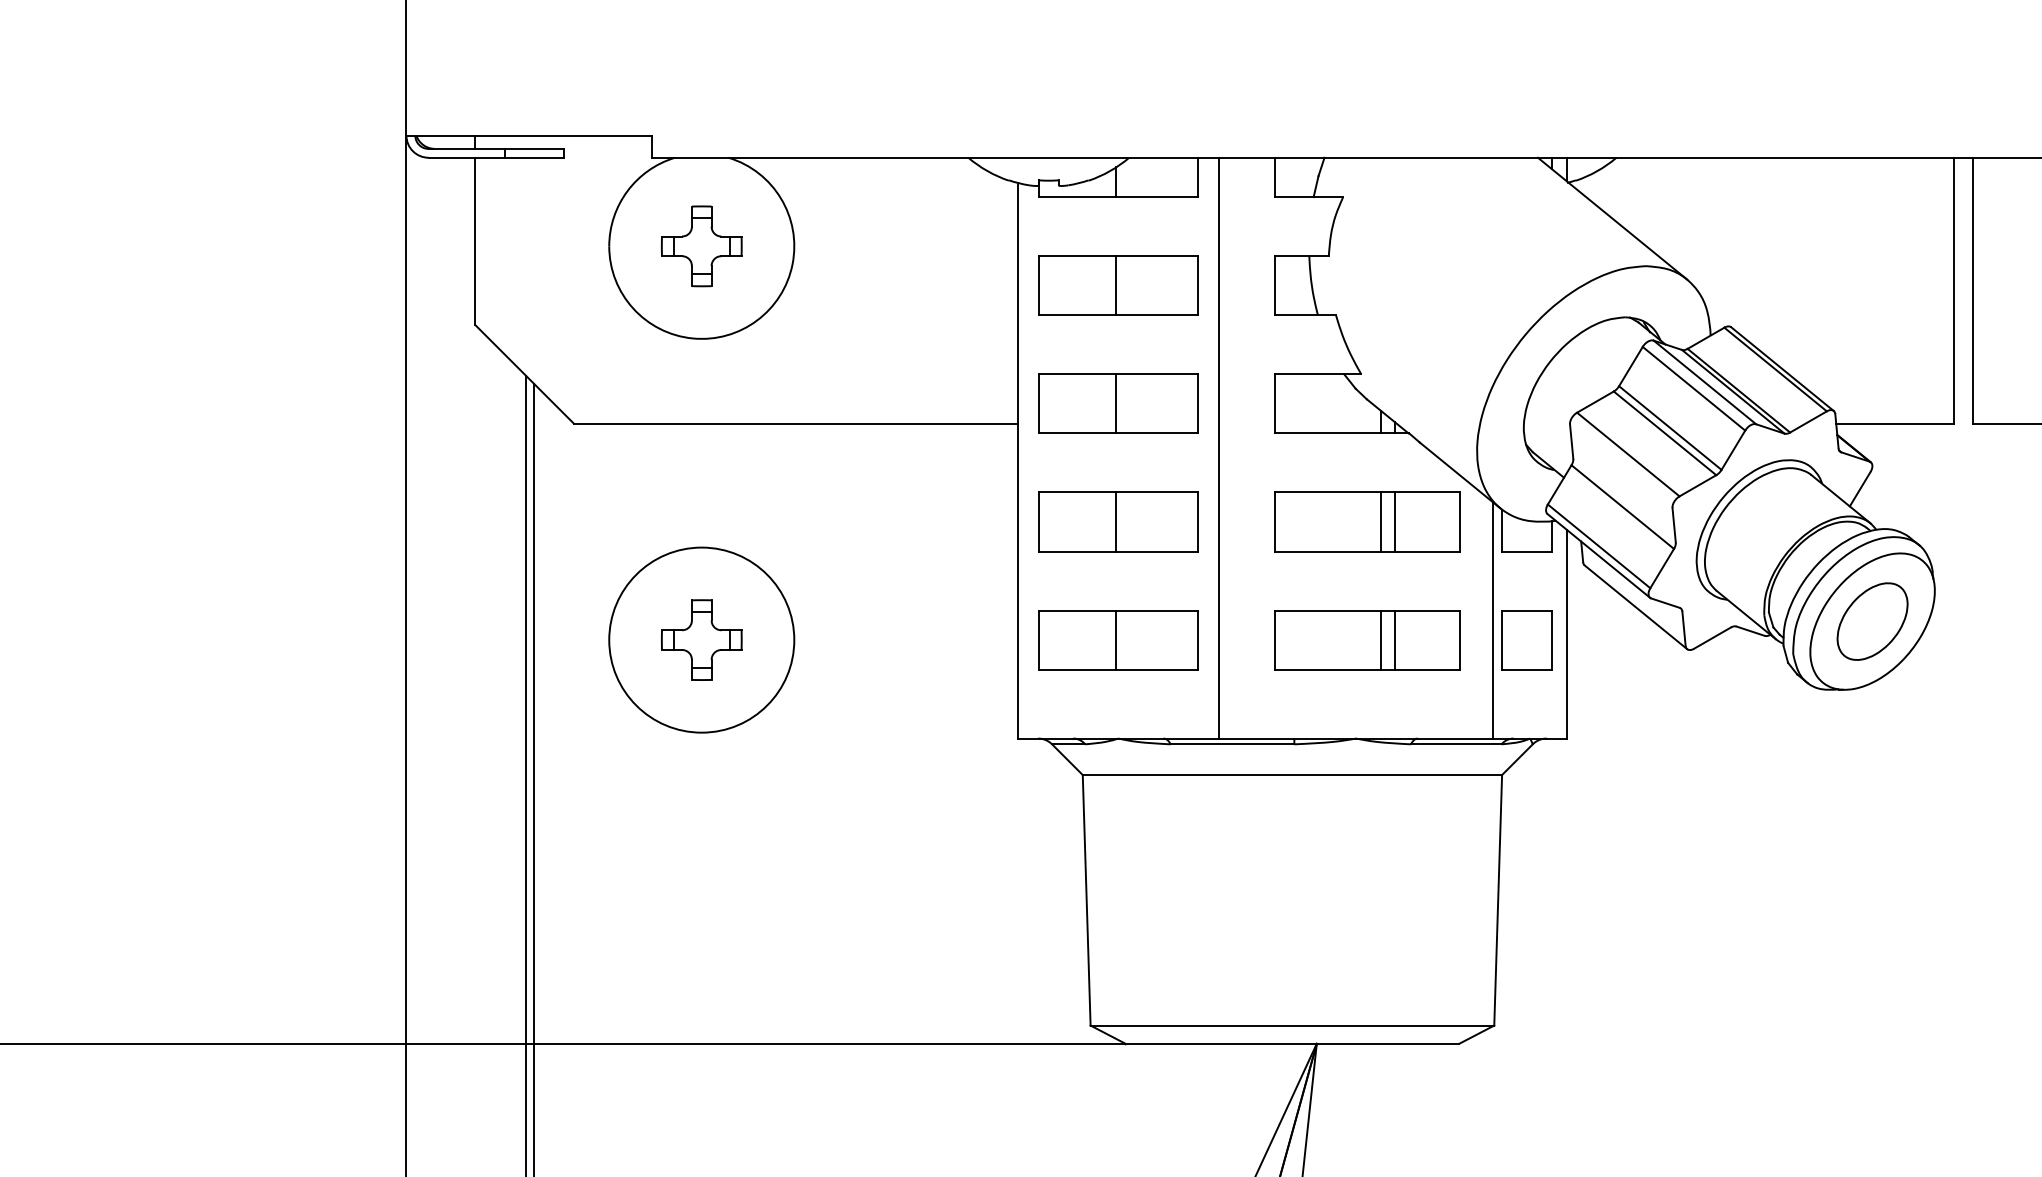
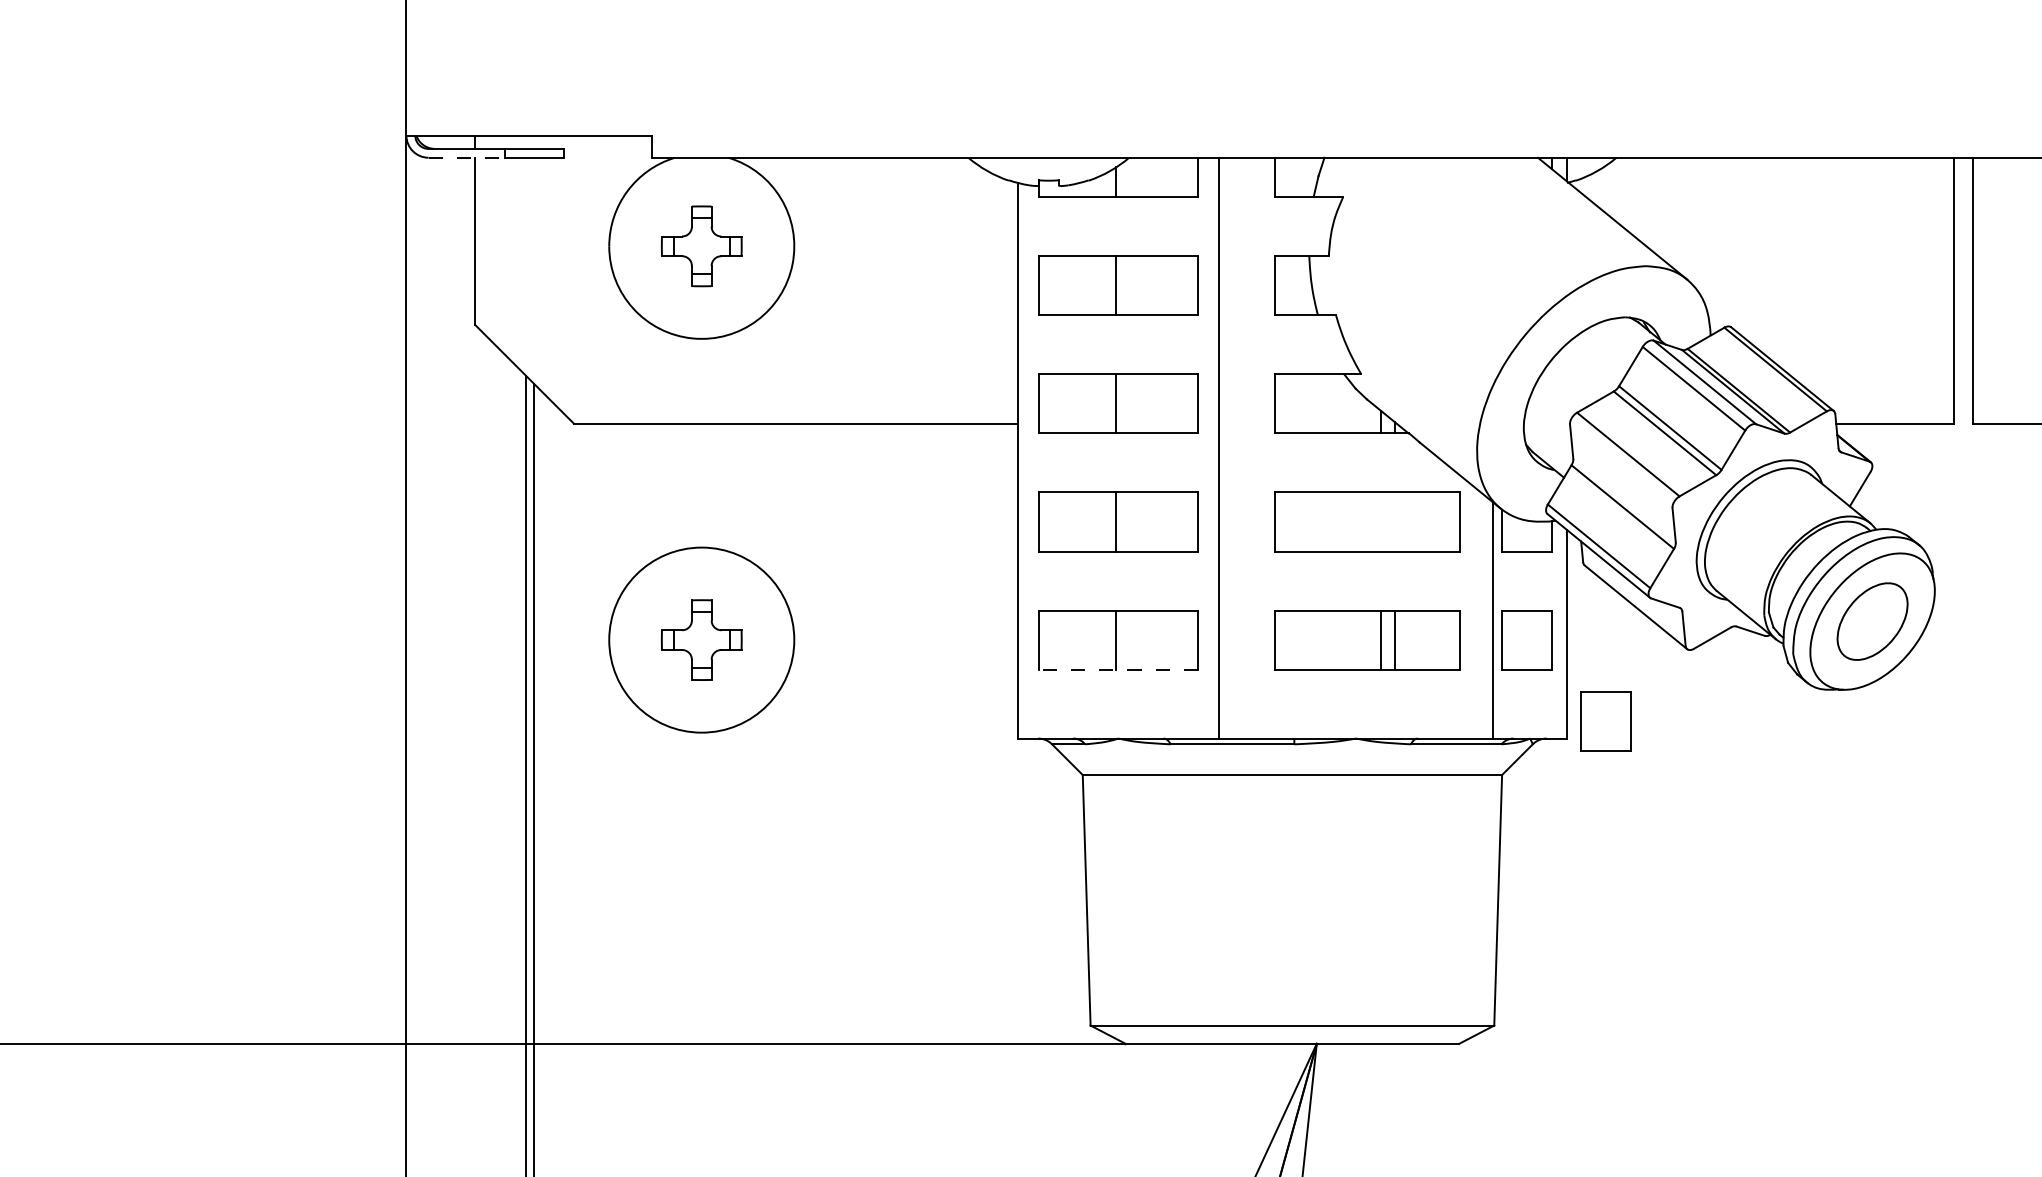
line: solid -> dashed (467, 157)
line: present -> none (1381, 521)
line: present -> none (1395, 521)
line: solid -> dashed (1117, 669)
part: none -> present (1605, 721)
